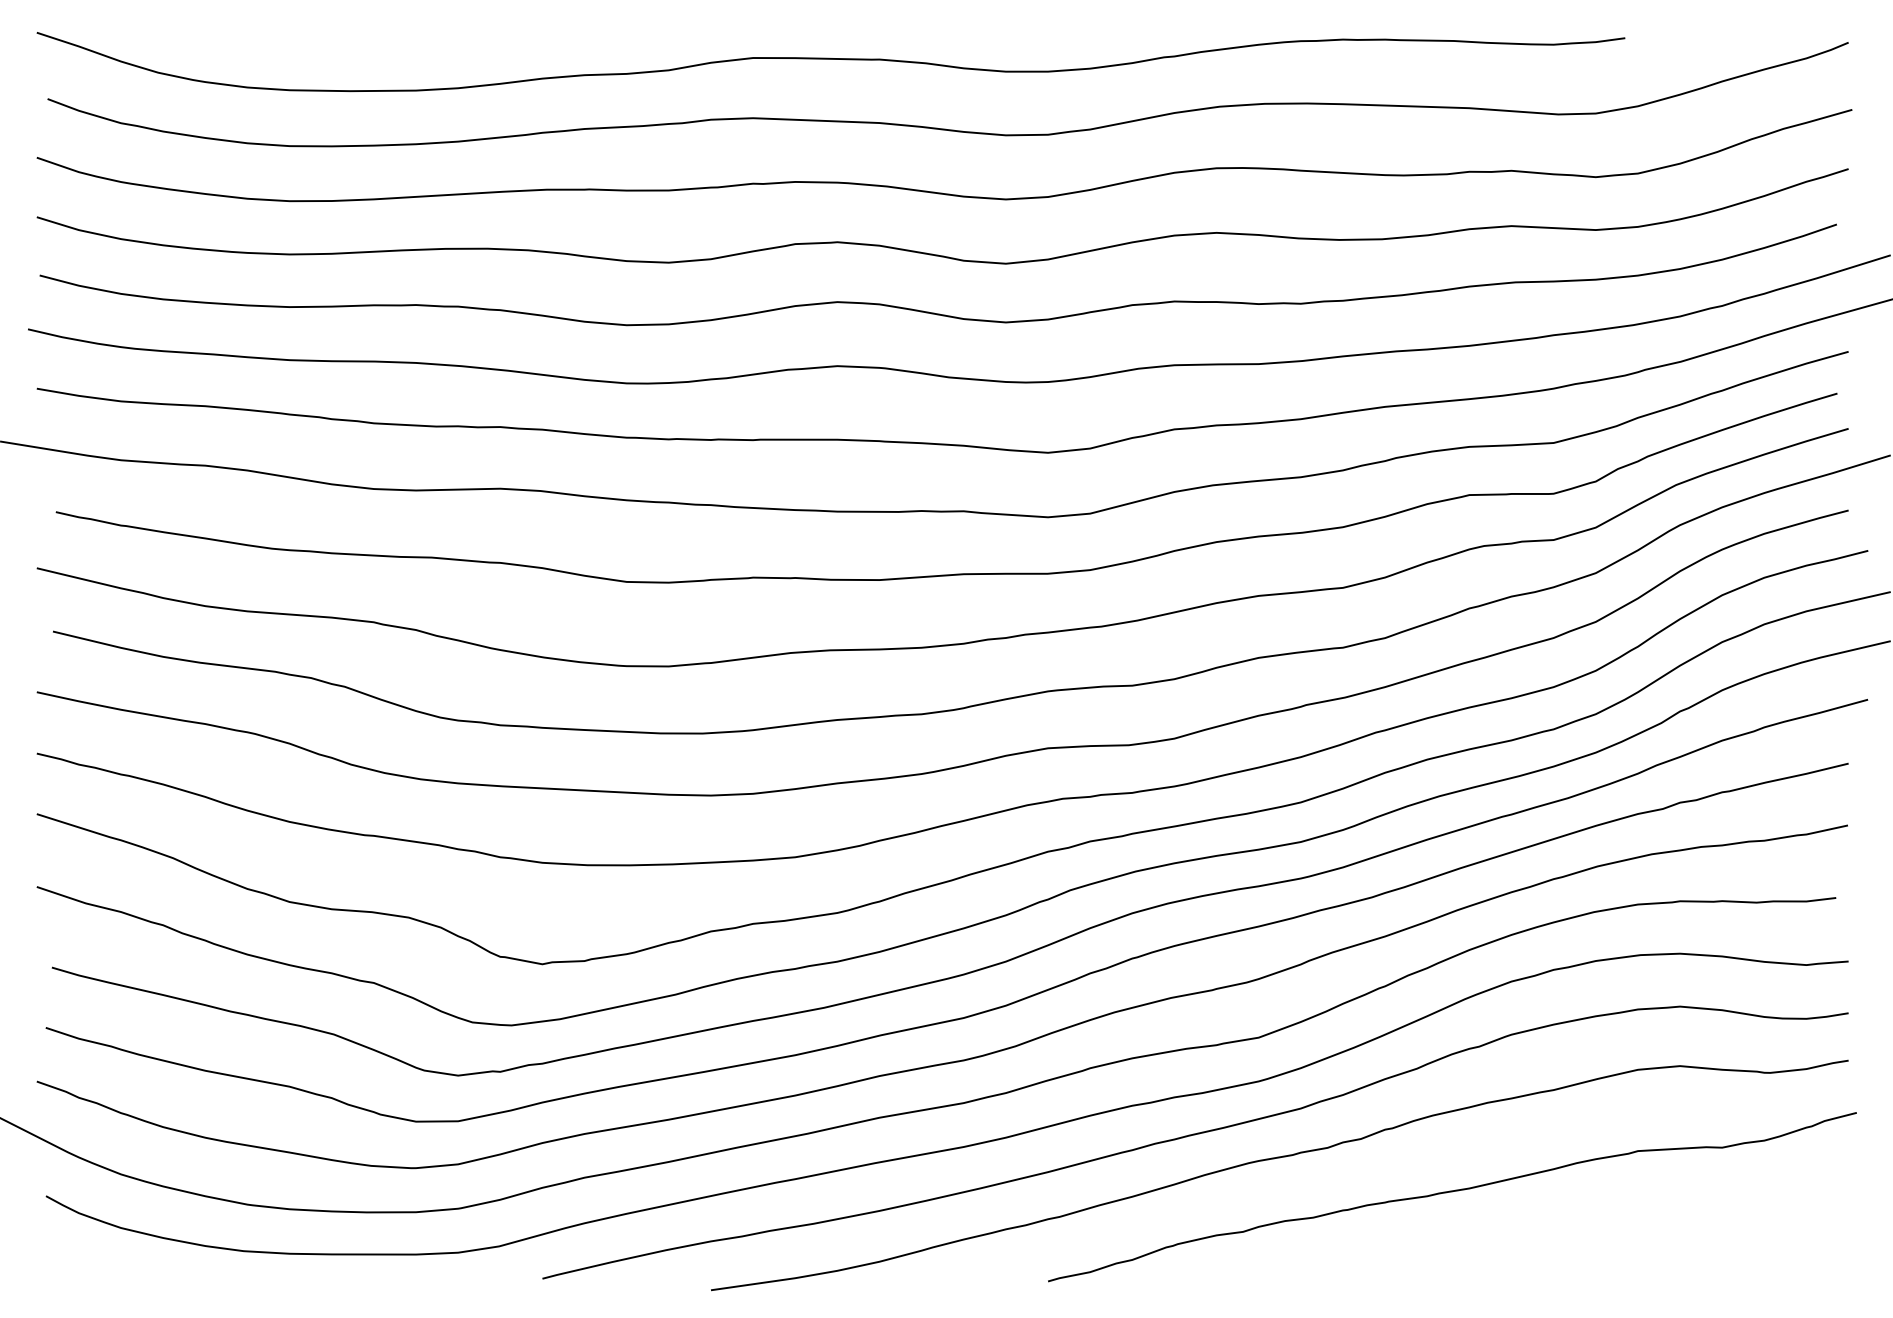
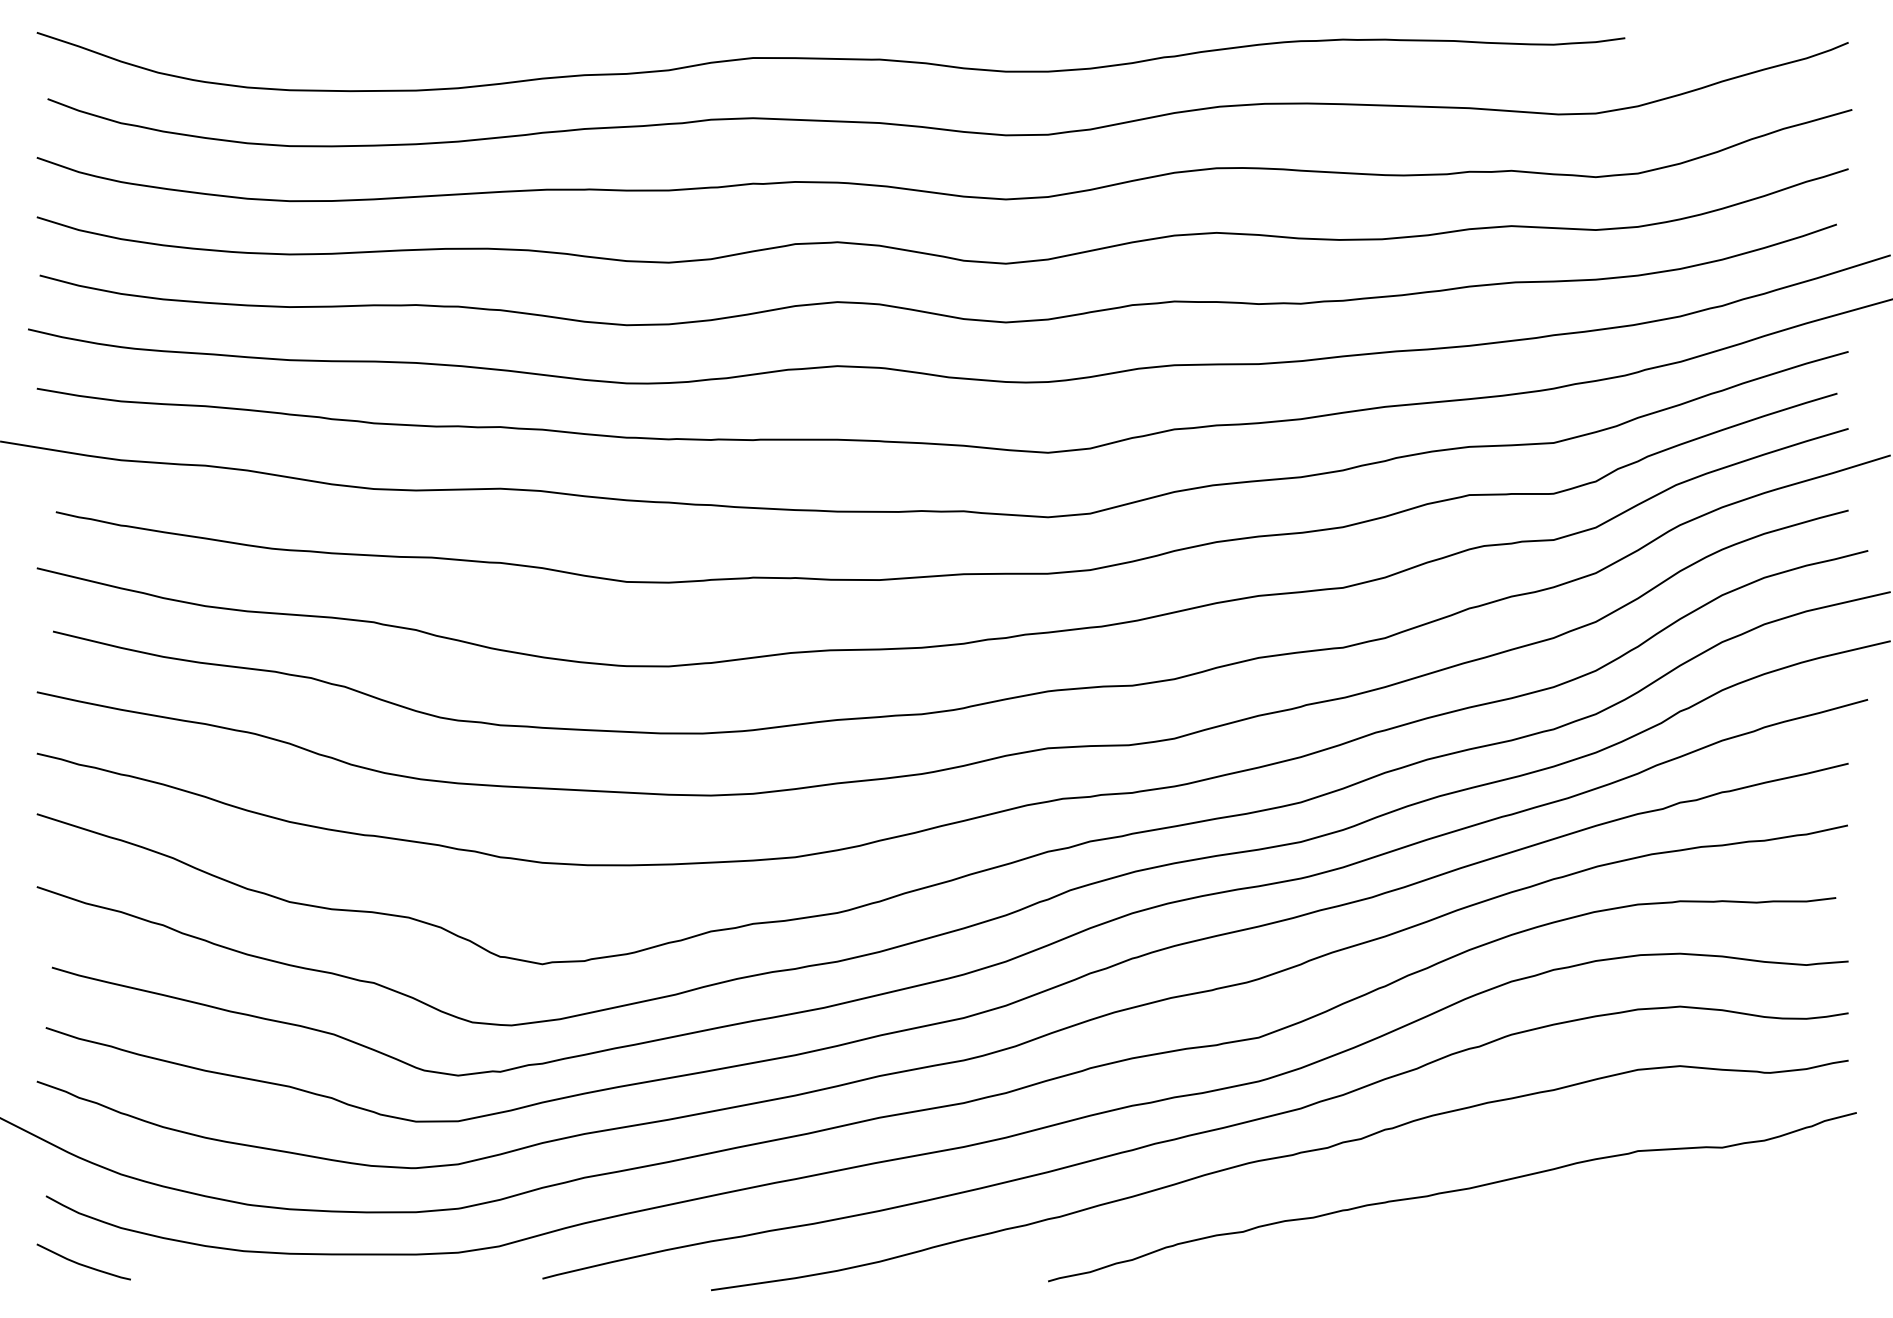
curve: none -> present (81, 1263)
